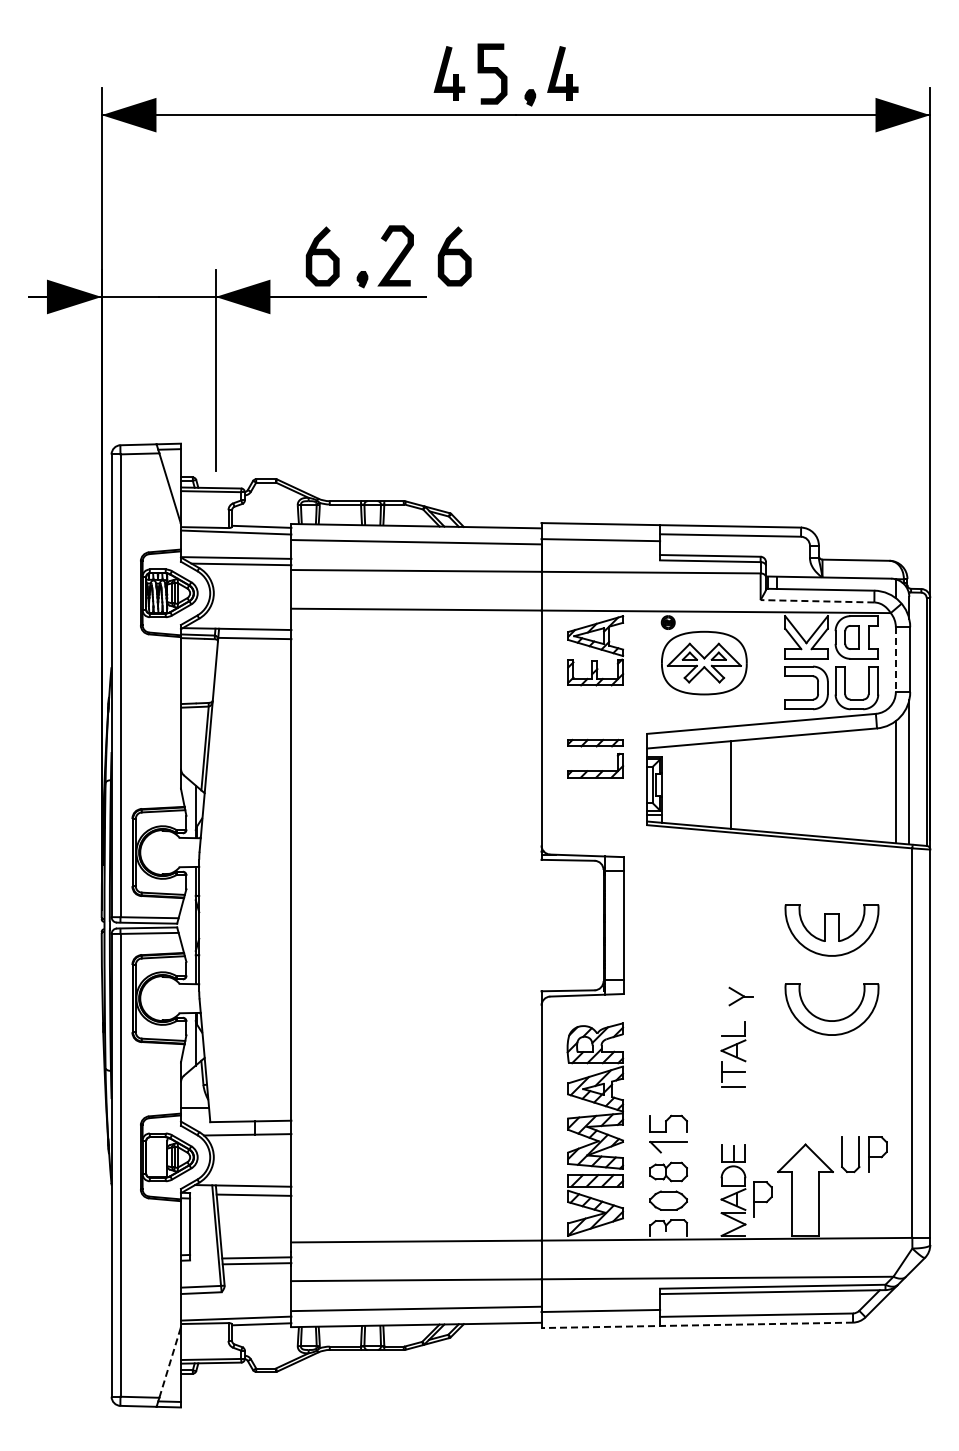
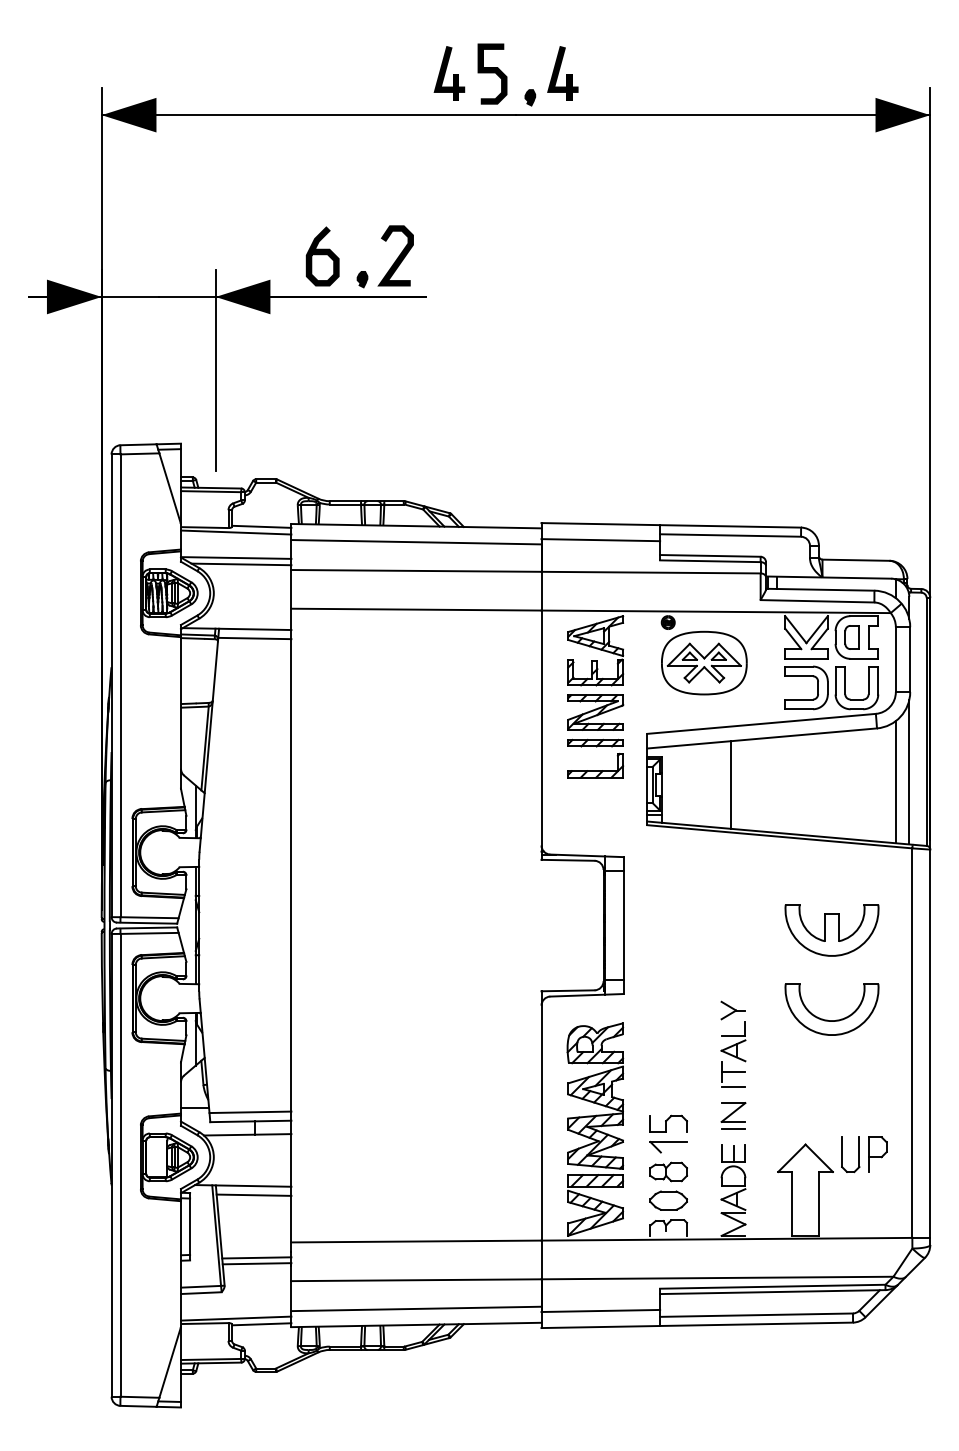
curve: present -> none (454, 255)
line: dashed -> solid (817, 601)
line: dashed -> solid (895, 660)
part: none -> present (595, 712)
part position: (740, 996) -> (732, 1010) (732, 1010)
line: none -> present (250, 1112)
part: none -> present (733, 1115)
part: present -> none (762, 1199)
line: dashed -> solid (697, 1325)
line: dashed -> solid (170, 1362)
